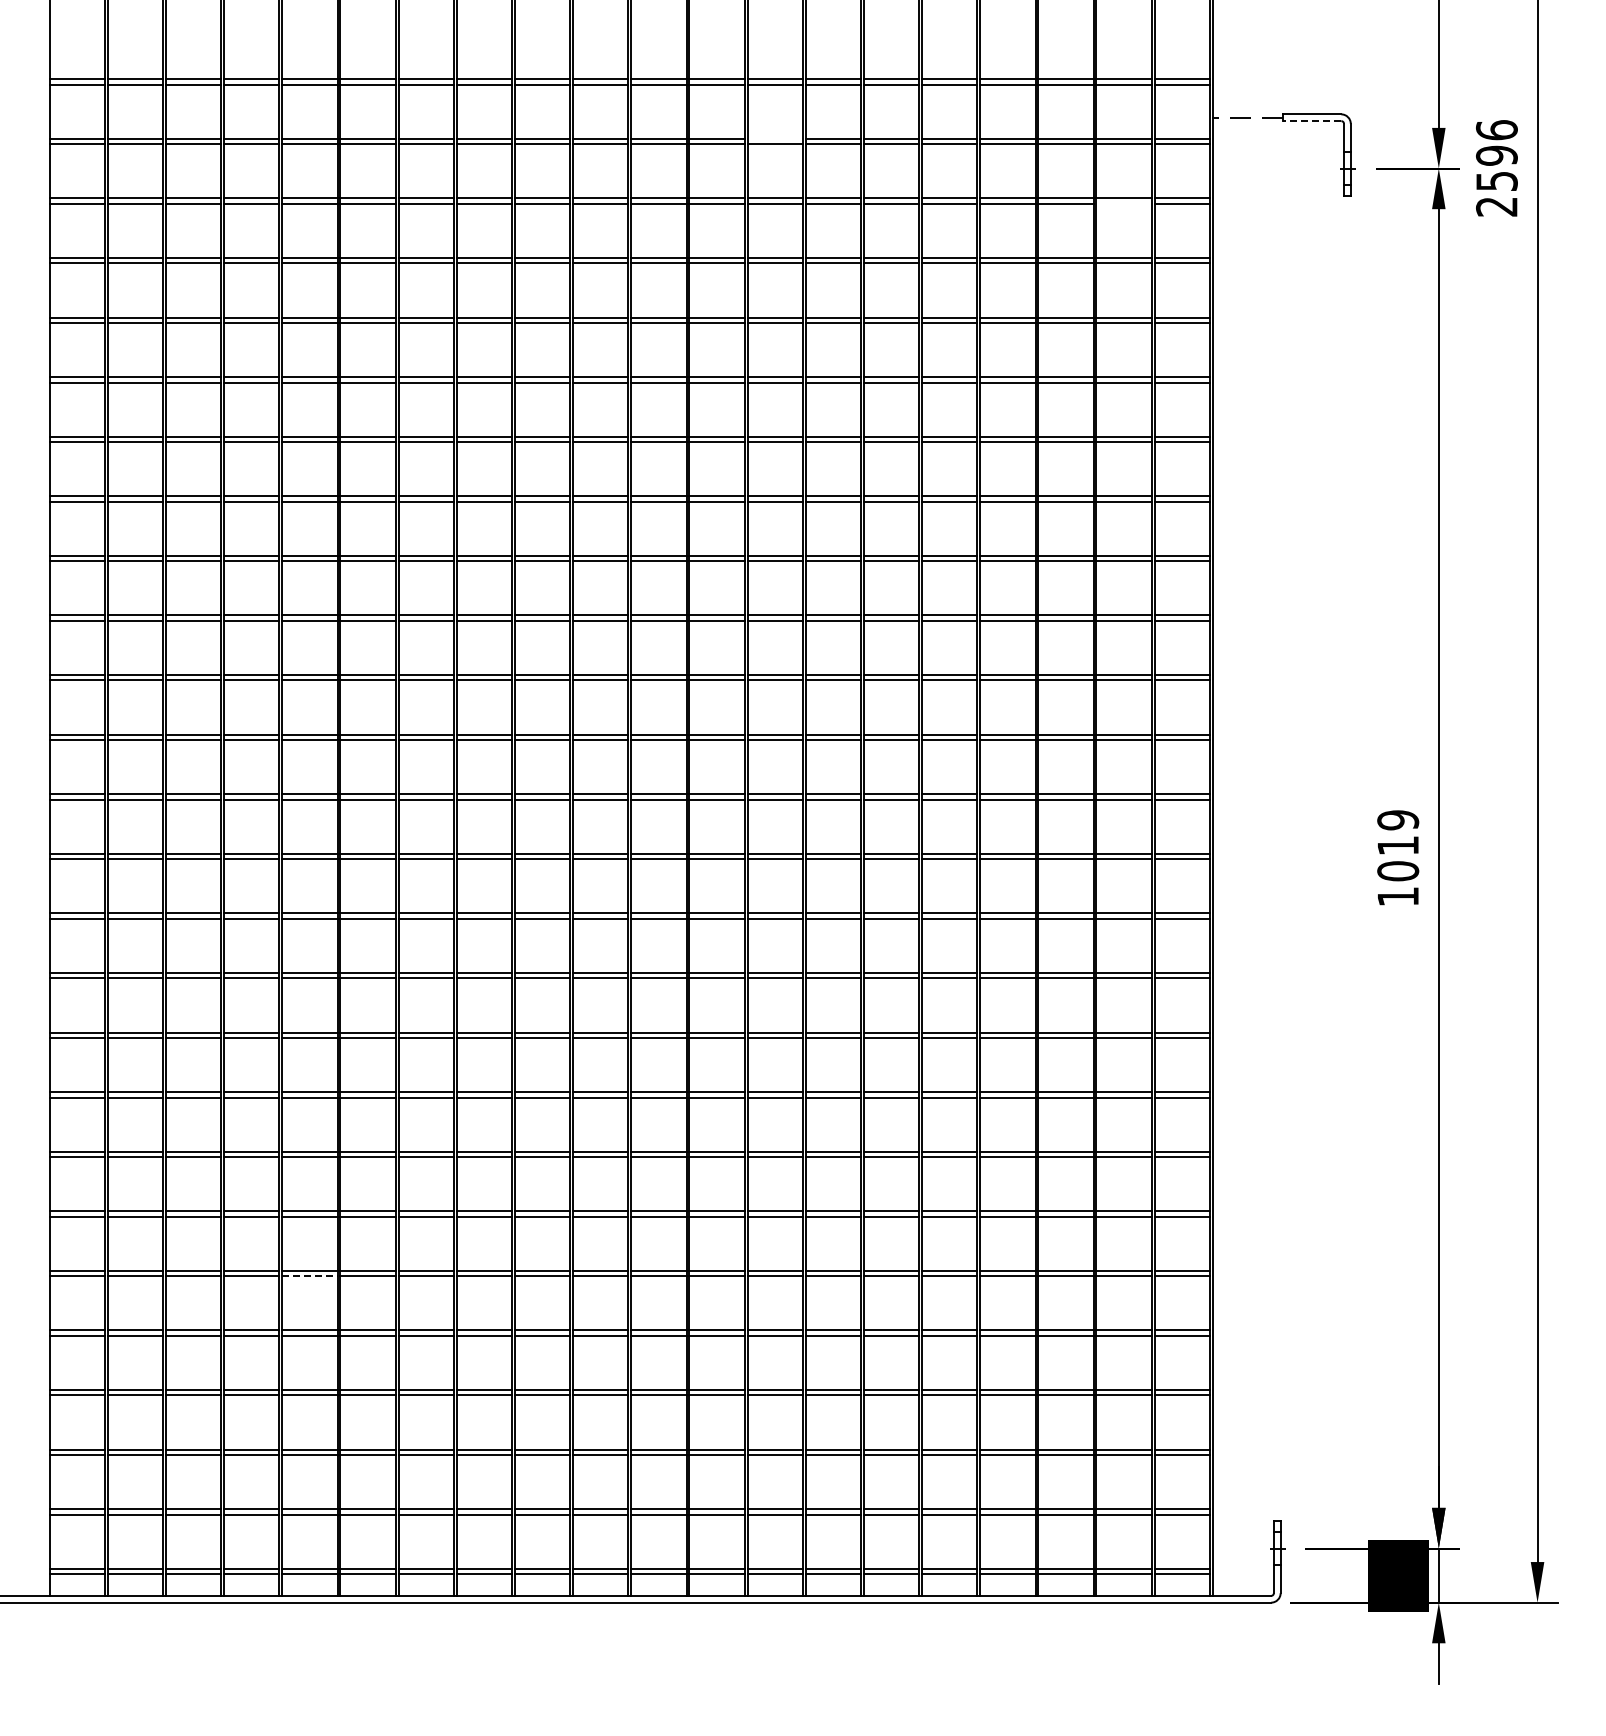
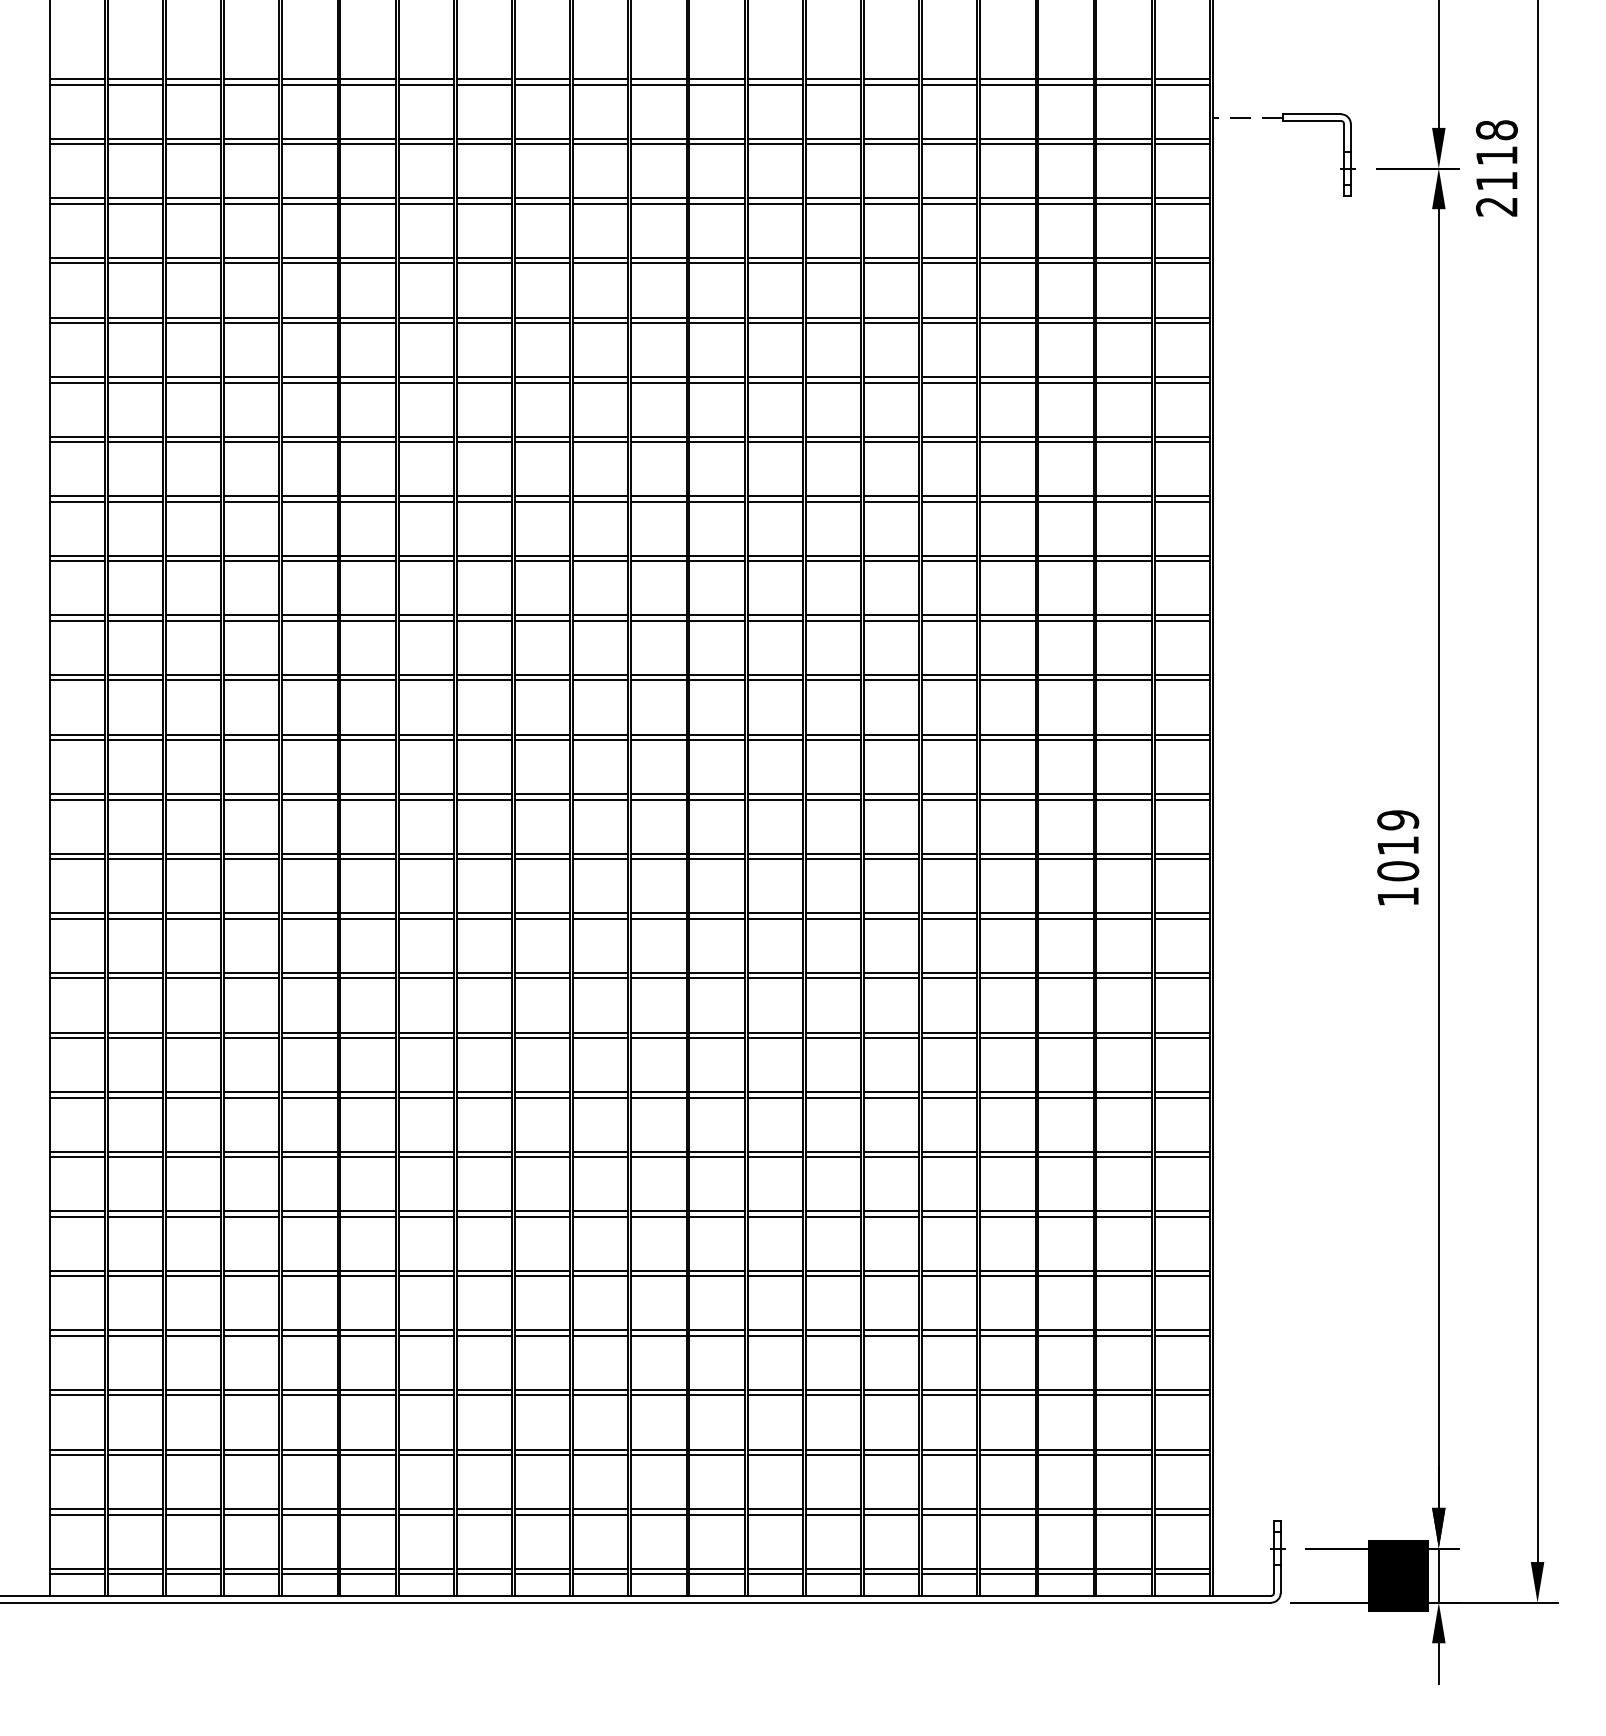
line: dashed -> solid (1311, 121)
line: none -> present (774, 138)
text: 2596 -> 2118 (1496, 155)
line: none -> present (1123, 203)
line: dashed -> solid (309, 1276)
